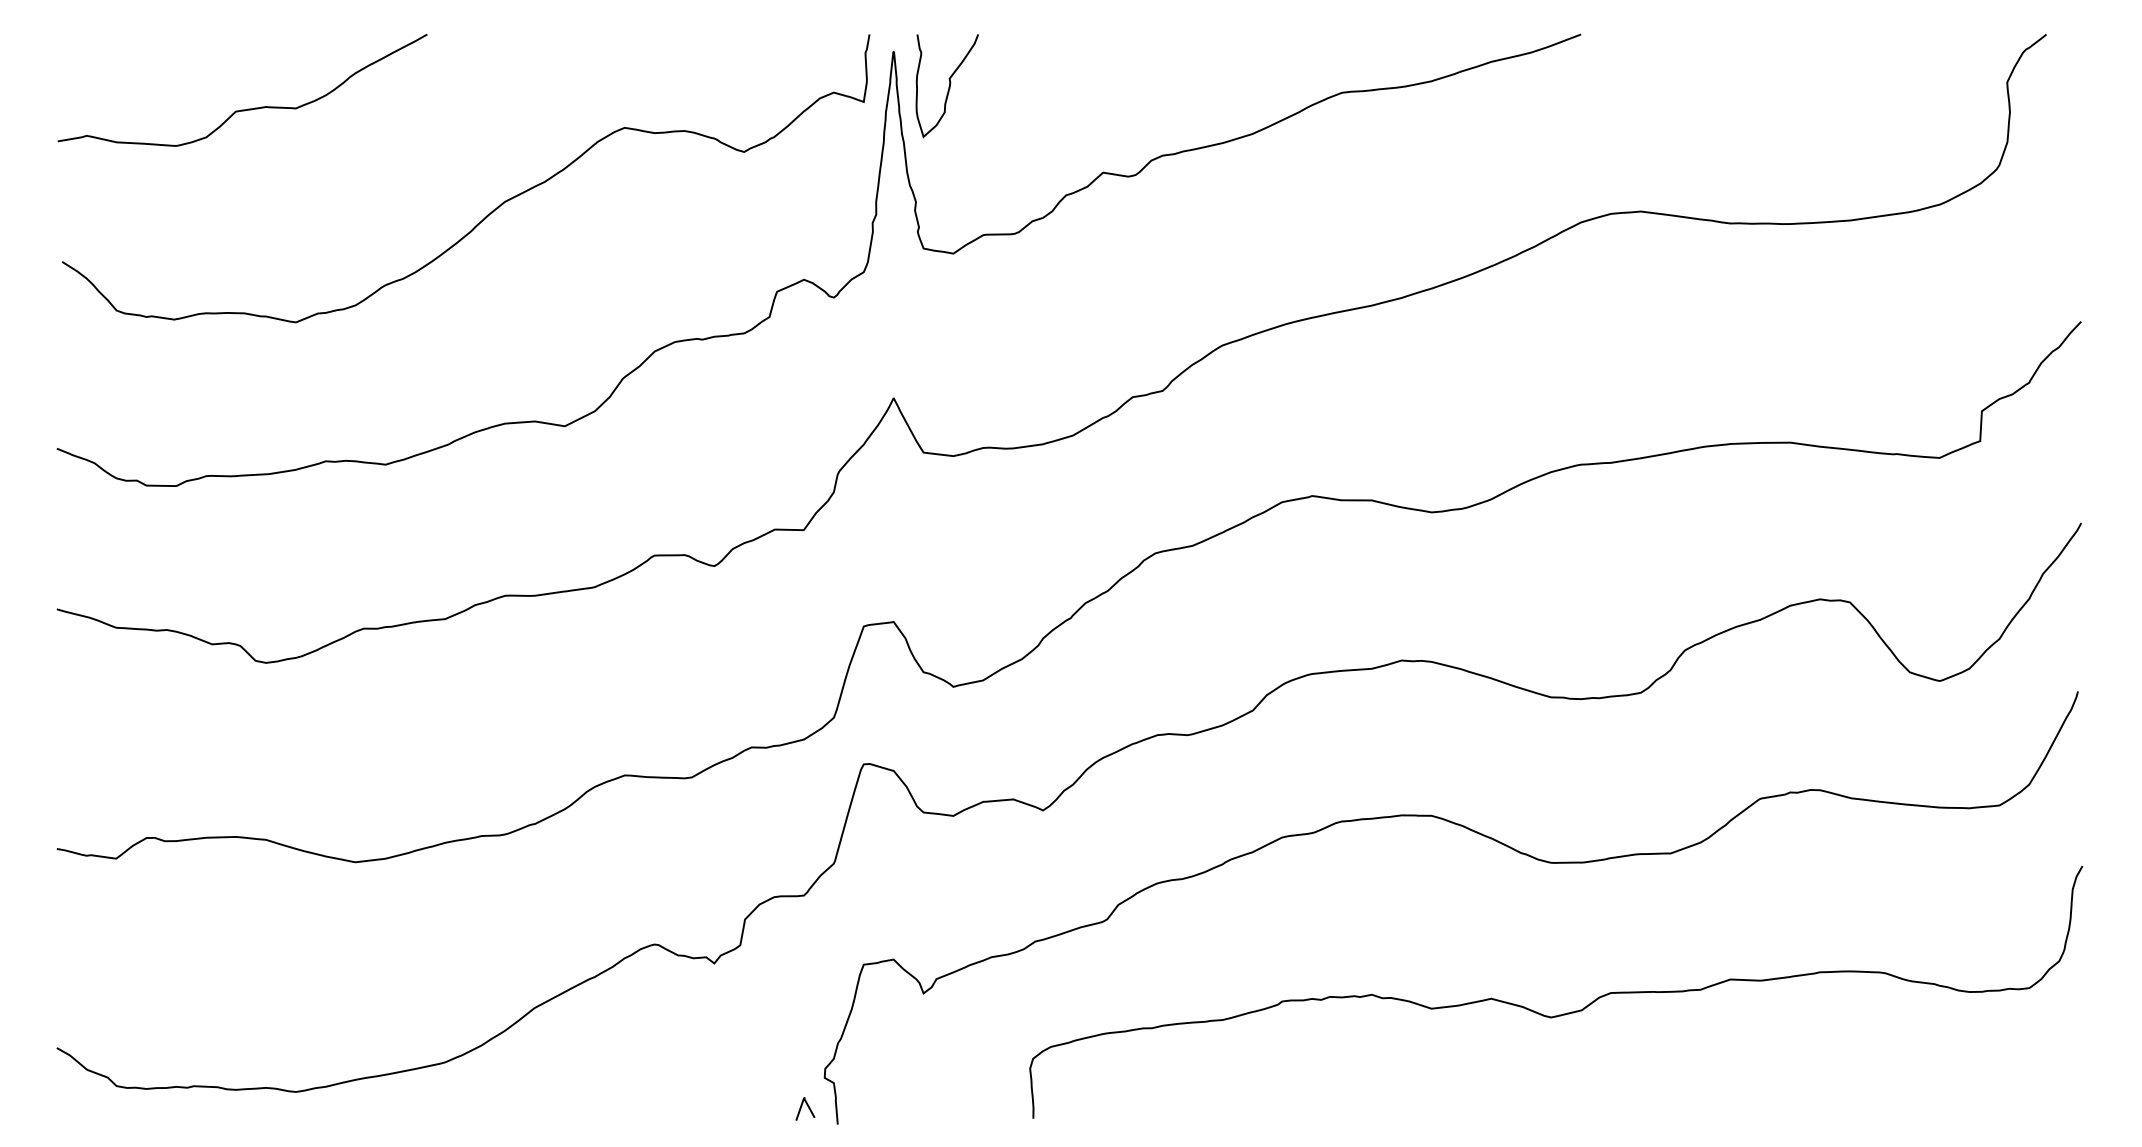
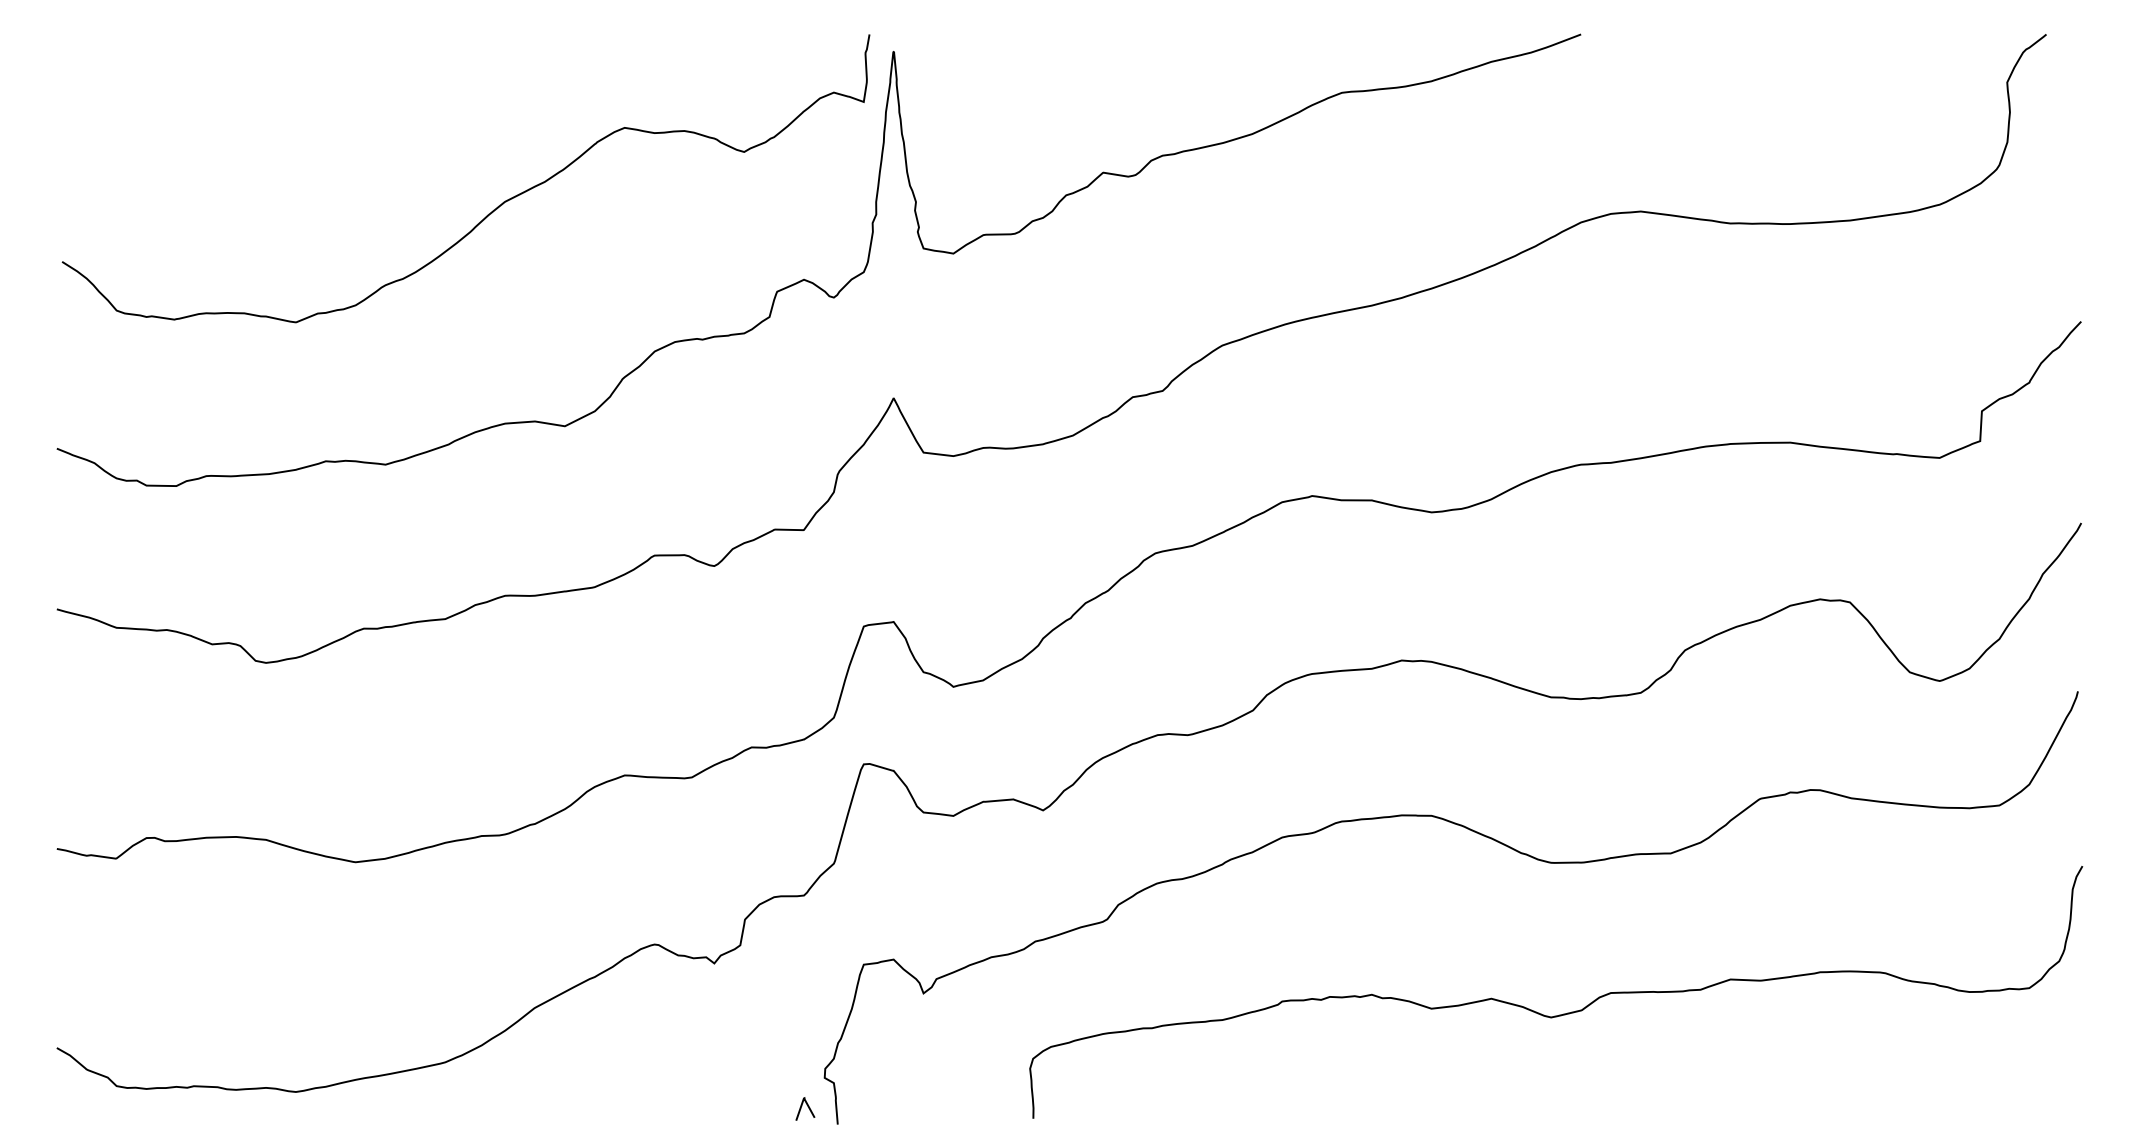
curve: present -> none (948, 86)
curve: present -> none (248, 108)
